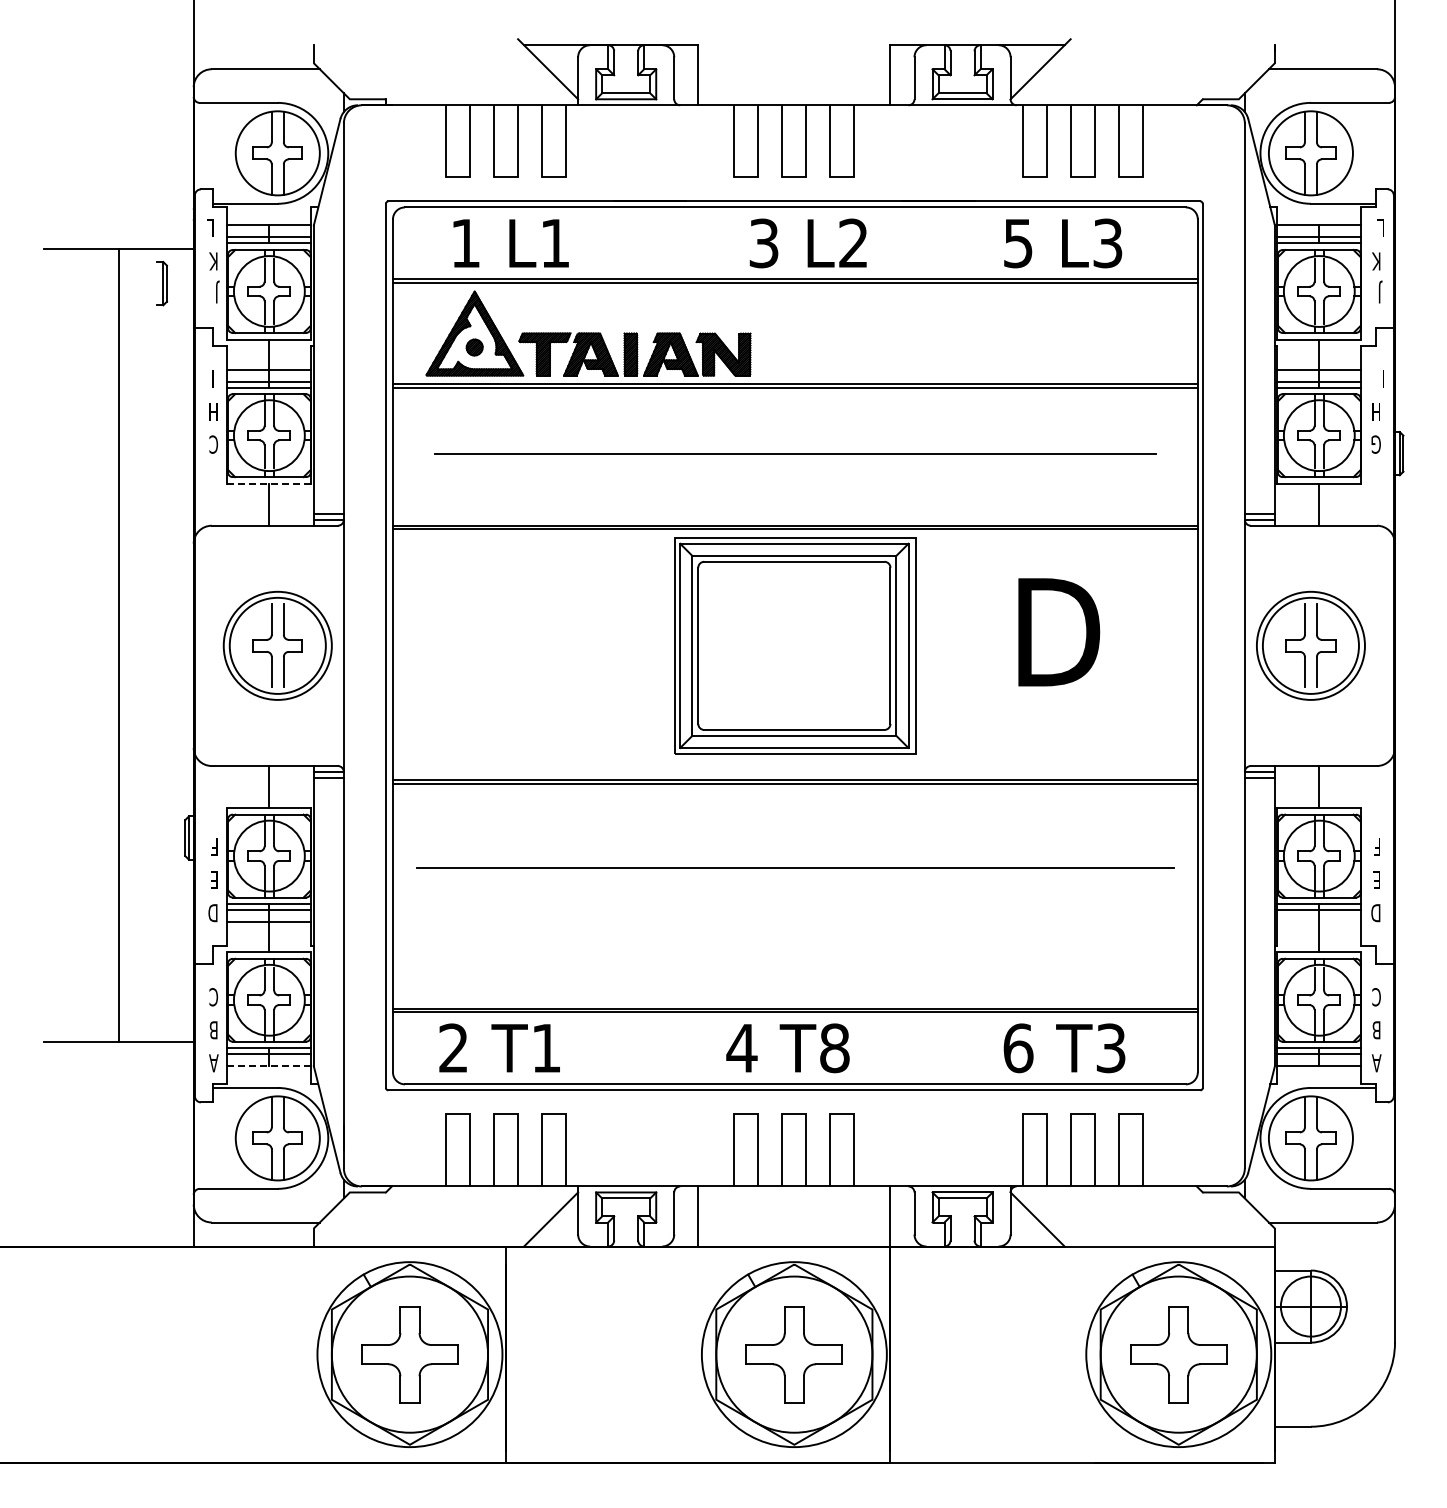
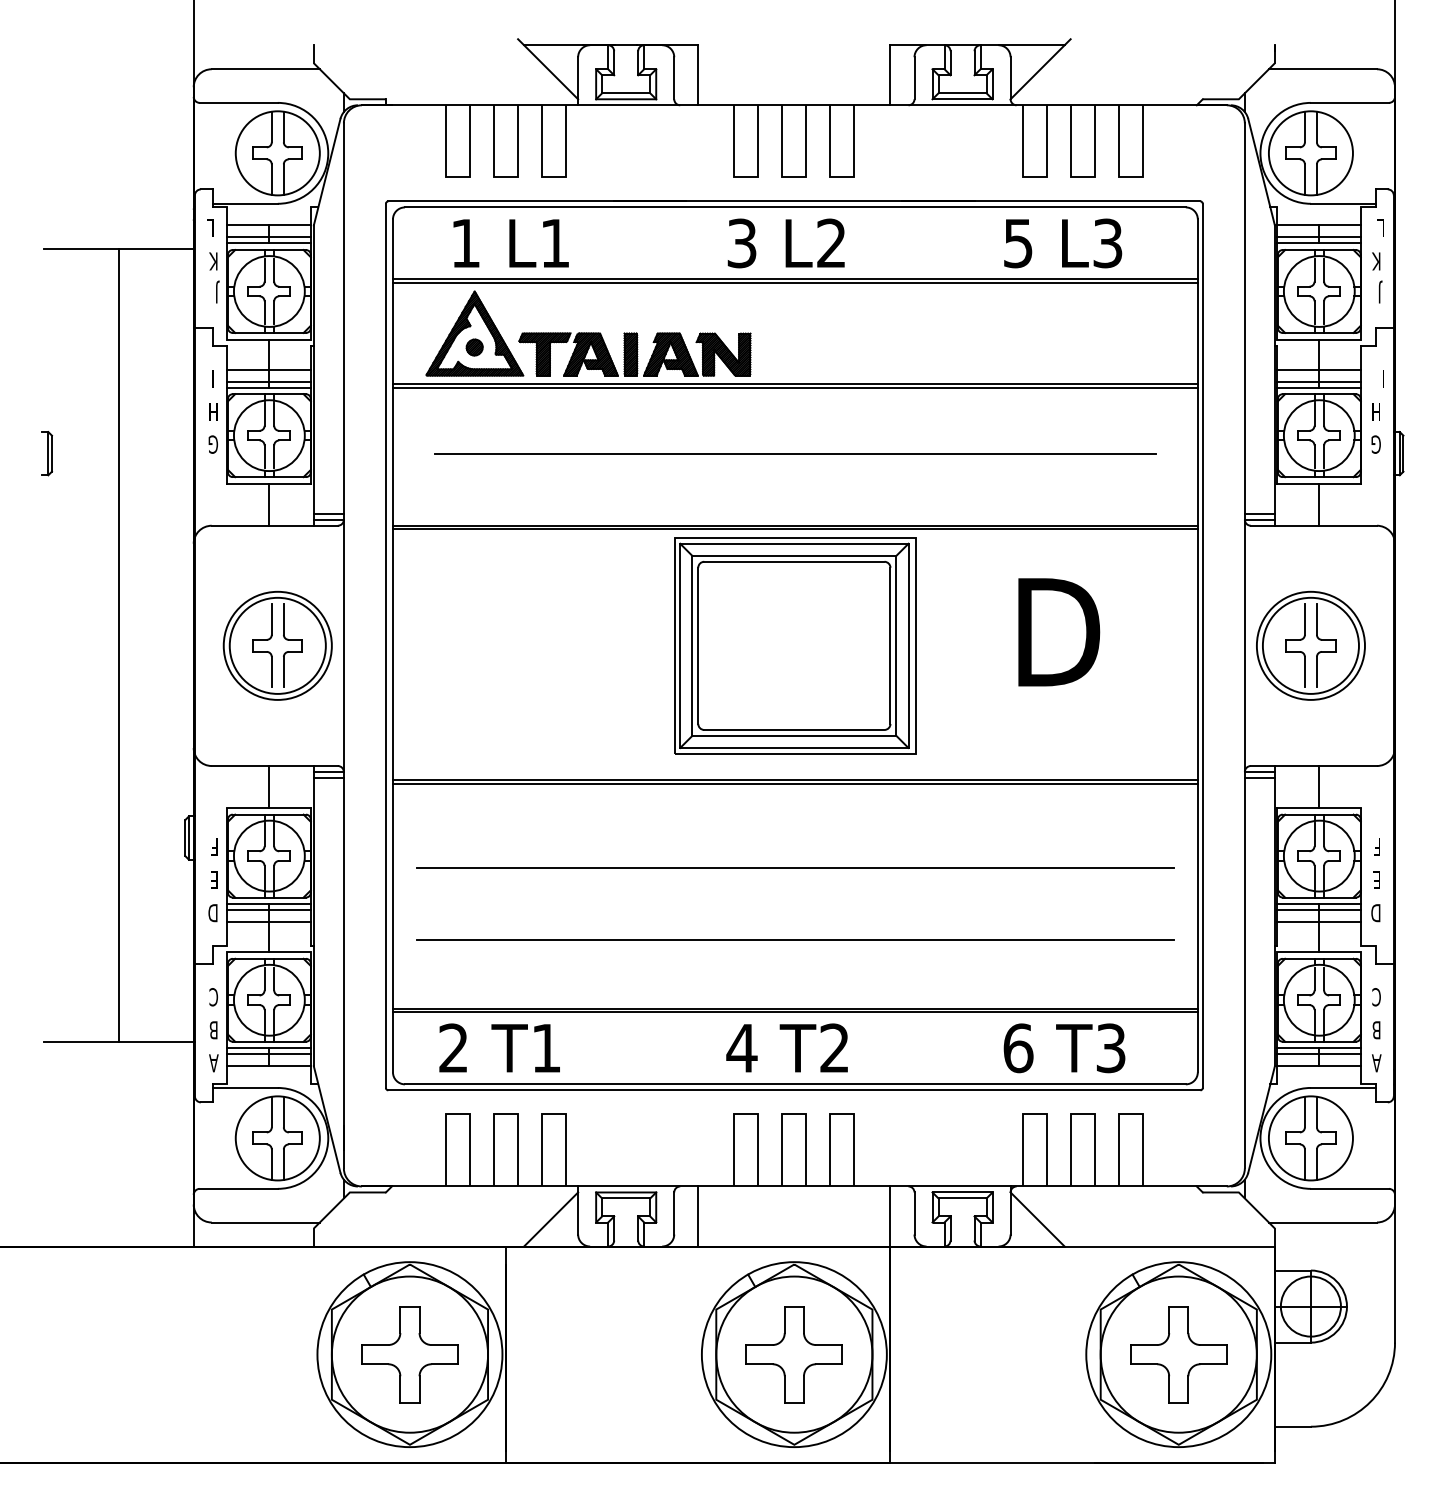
text position: (807, 243) -> (785, 243) (785, 243)
part position: (161, 283) -> (46, 453) (46, 453)
text: C -> G (210, 444)
line: dashed -> solid (269, 483)
line: none -> present (1319, 922)
line: none -> present (795, 940)
text: T8 -> T2 (834, 1048)
line: dashed -> solid (269, 1066)
